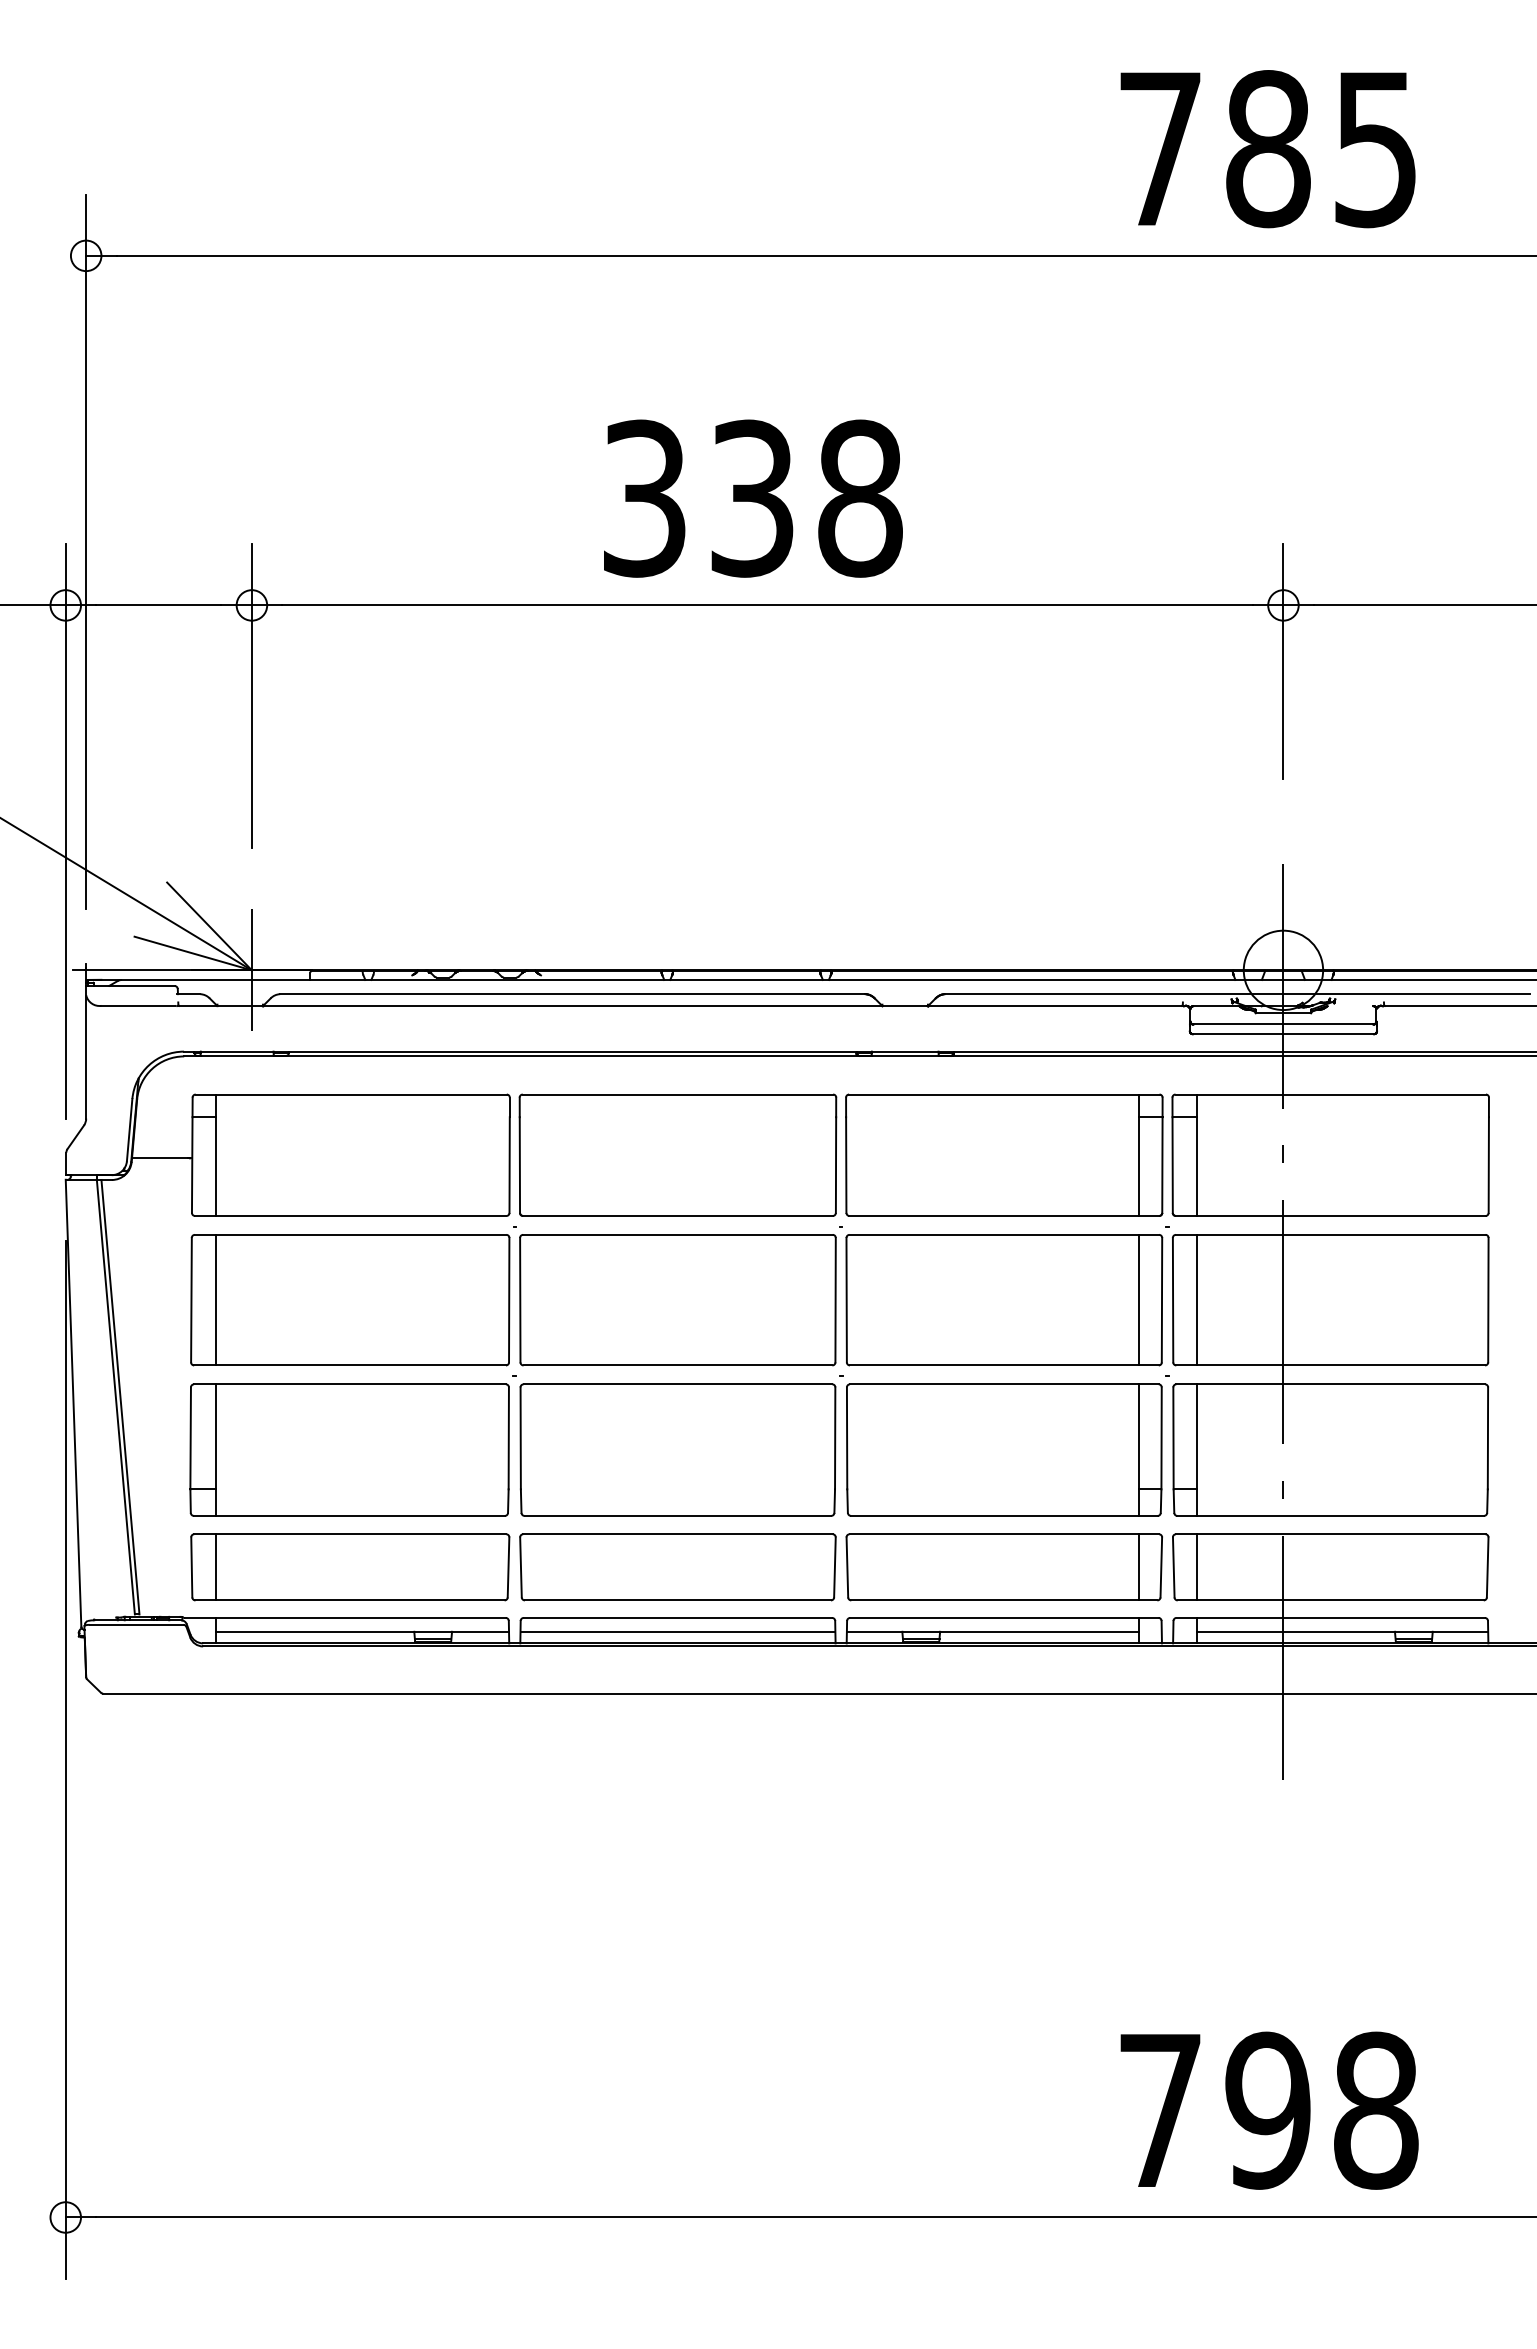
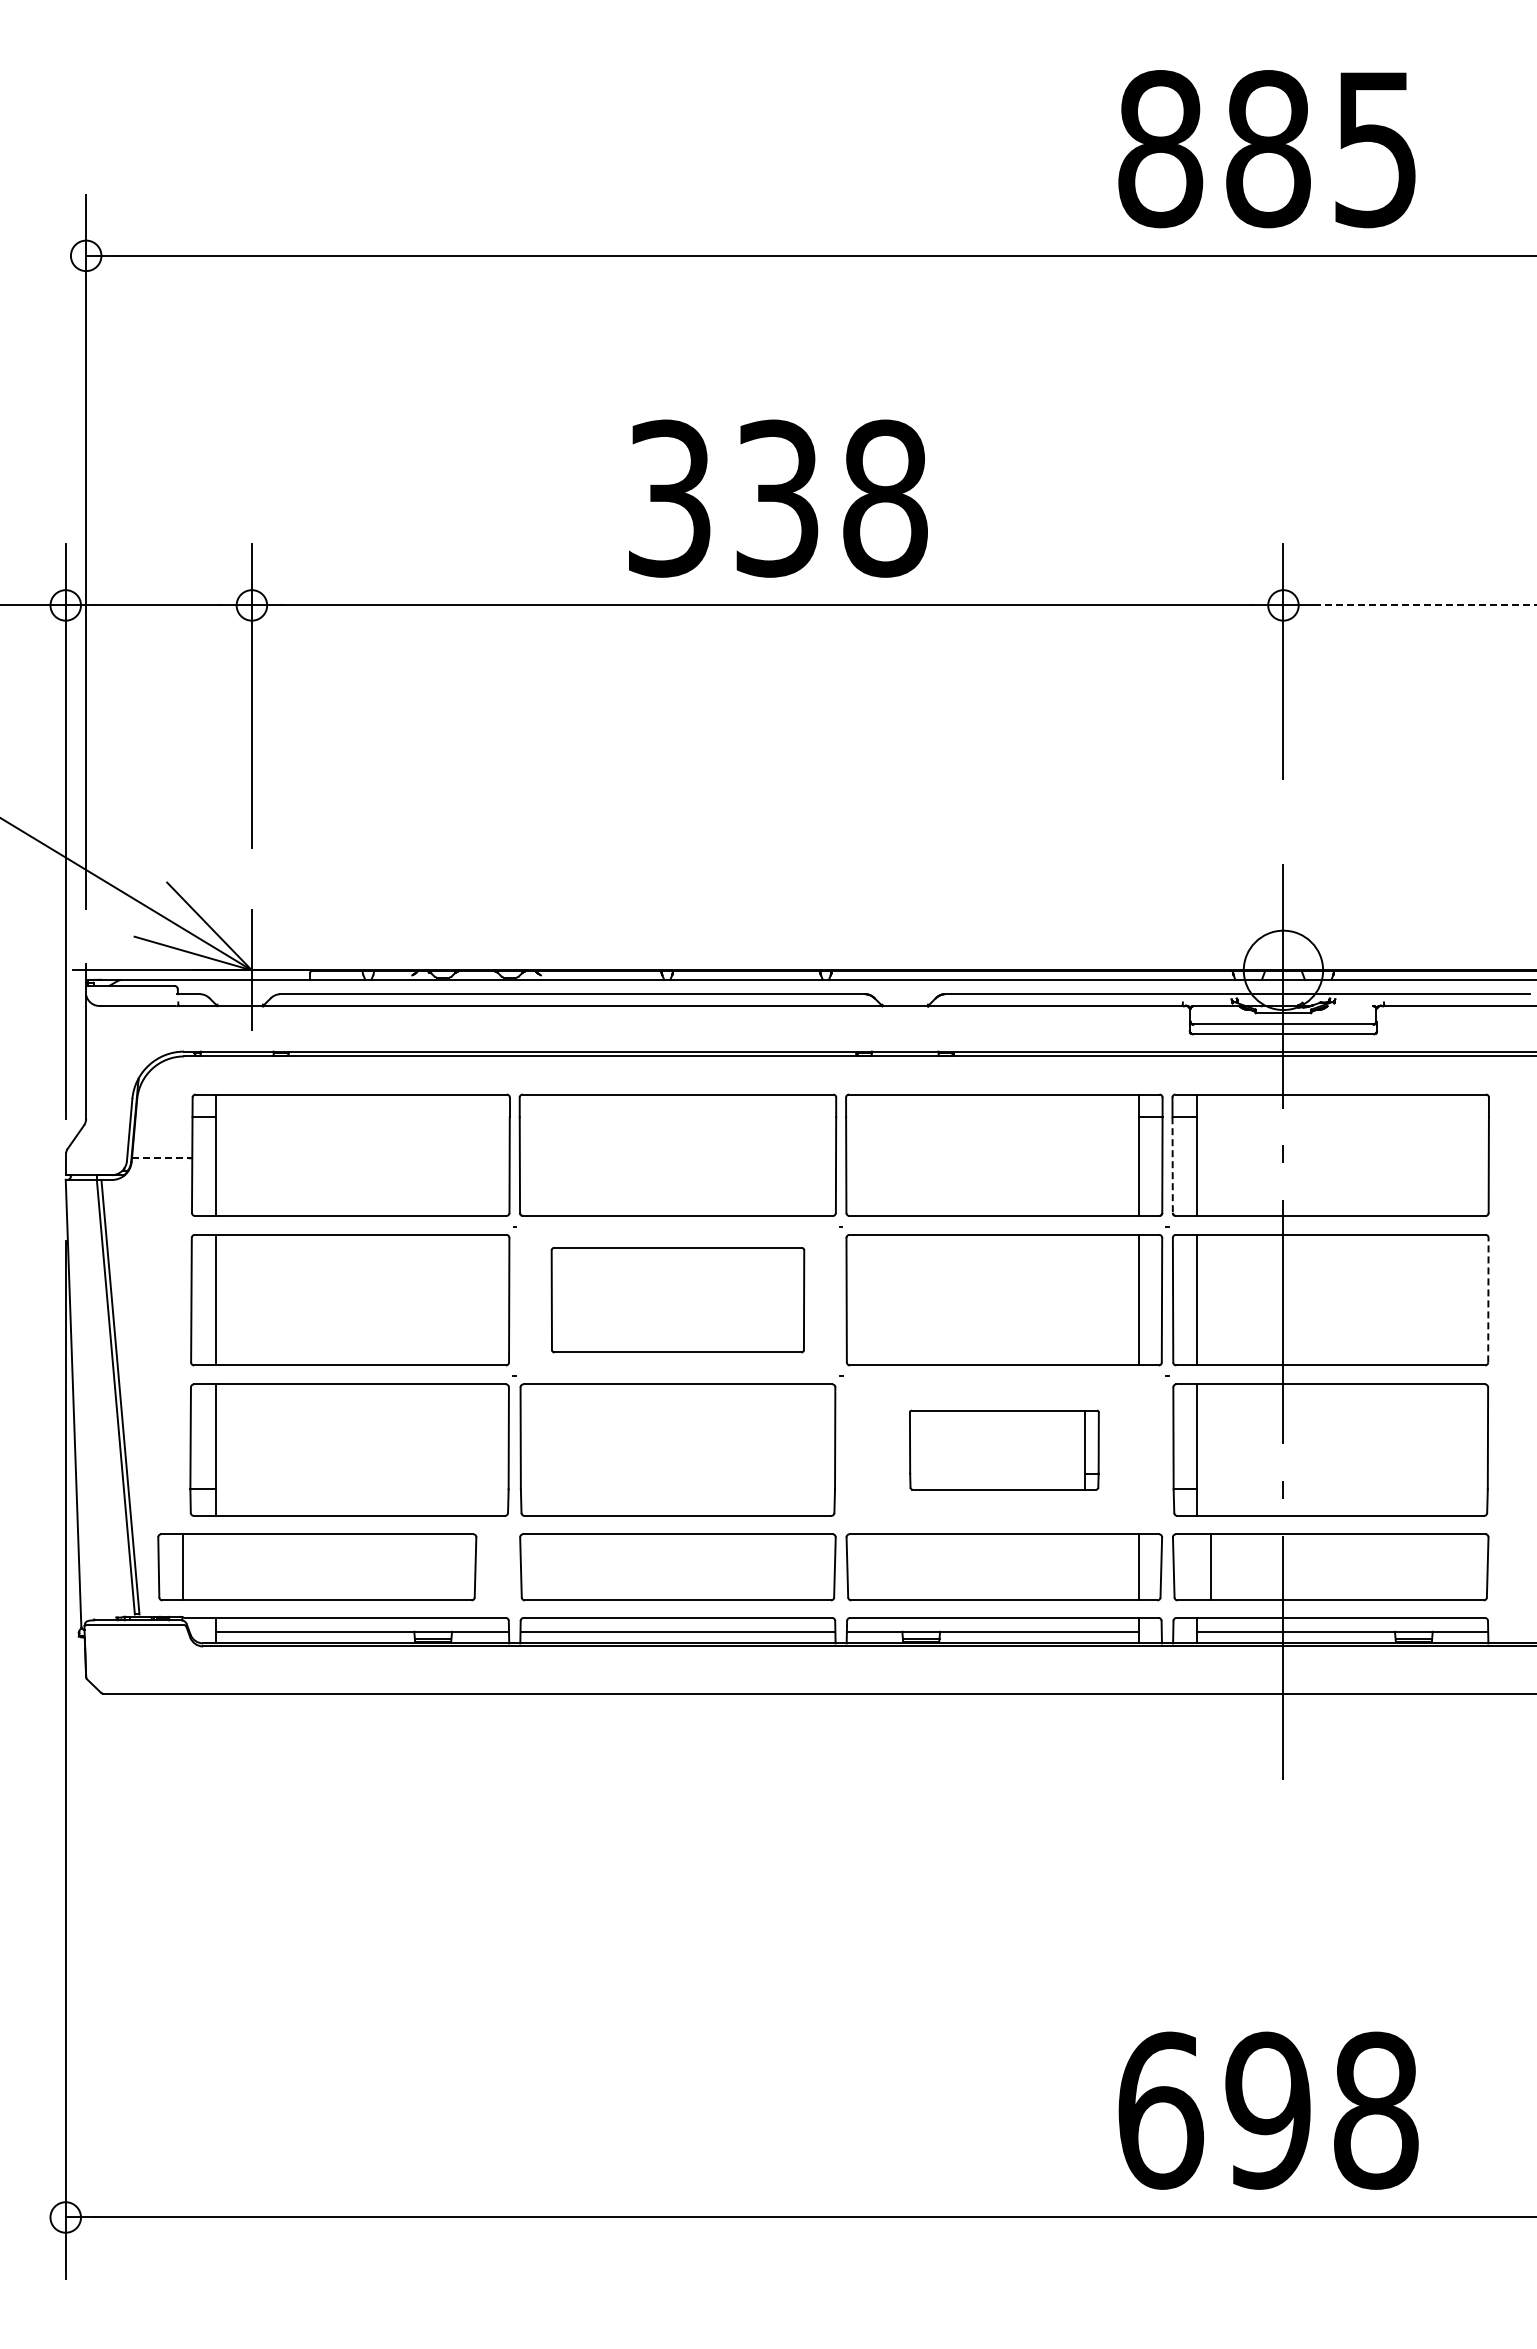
text: 785 -> 885 (1160, 149)
text position: (753, 498) -> (778, 498) (778, 498)
line: solid -> dashed (1425, 605)
line: solid -> dashed (159, 1158)
line: solid -> dashed (1172, 1165)
line: solid -> dashed (1488, 1299)
part size: 318x133 px -> 256x107 px (677, 1300)
part size: 317x134 px -> 191x82 px (1004, 1449)
part position: (350, 1567) -> (317, 1567) (317, 1567)
line position: (1196, 1567) -> (1210, 1567) (1210, 1567)
text: 798 -> 698 (1160, 2110)
